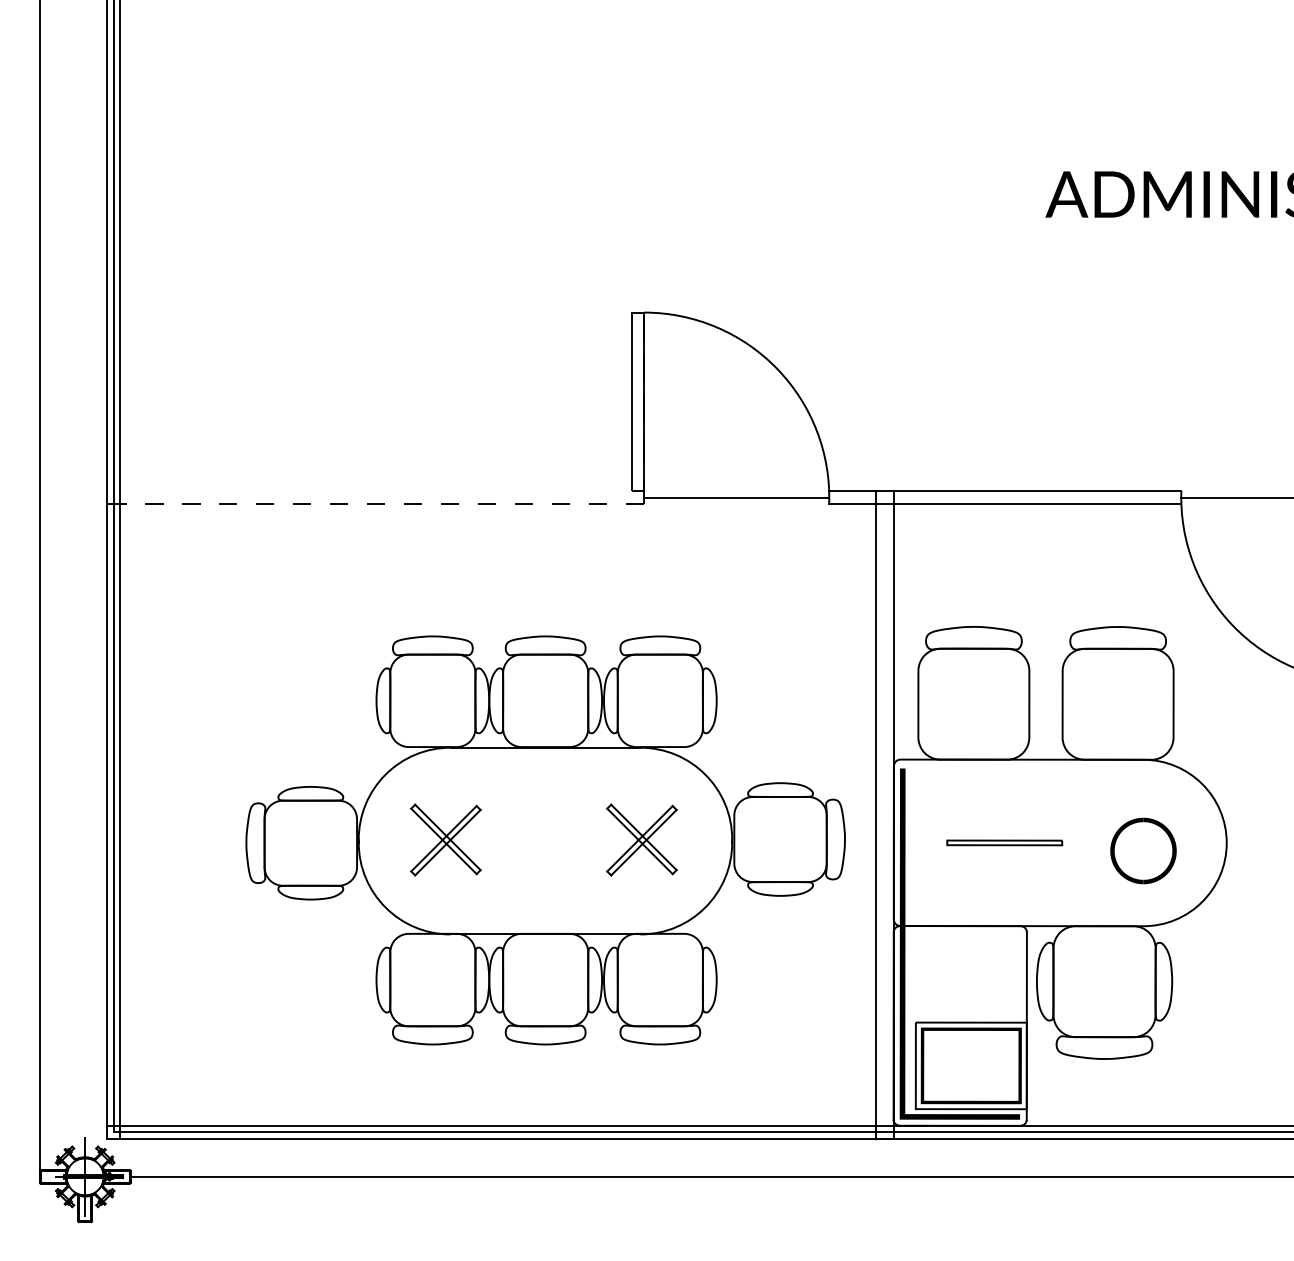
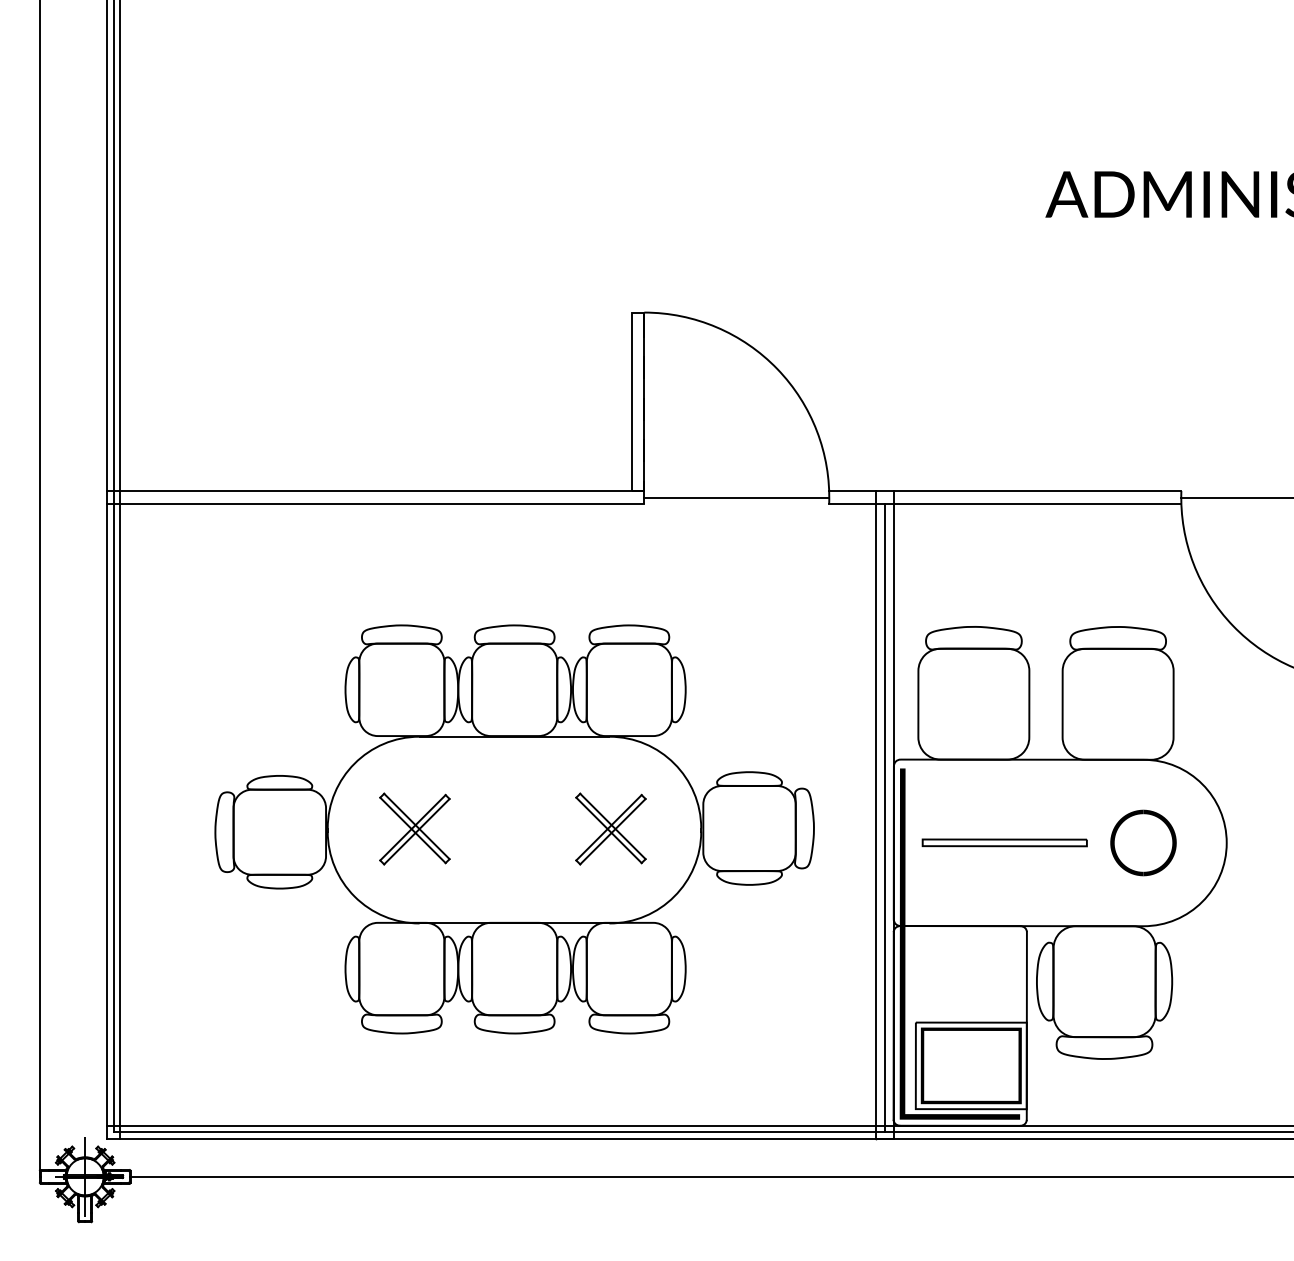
line: none -> present (375, 491)
line: dashed -> solid (375, 503)
line: none -> present (884, 817)
part position: (545, 840) -> (514, 829) (514, 829)
part size: 118x8 px -> 167x10 px (1004, 842)
part position: (1143, 850) -> (1143, 842) (1143, 842)
